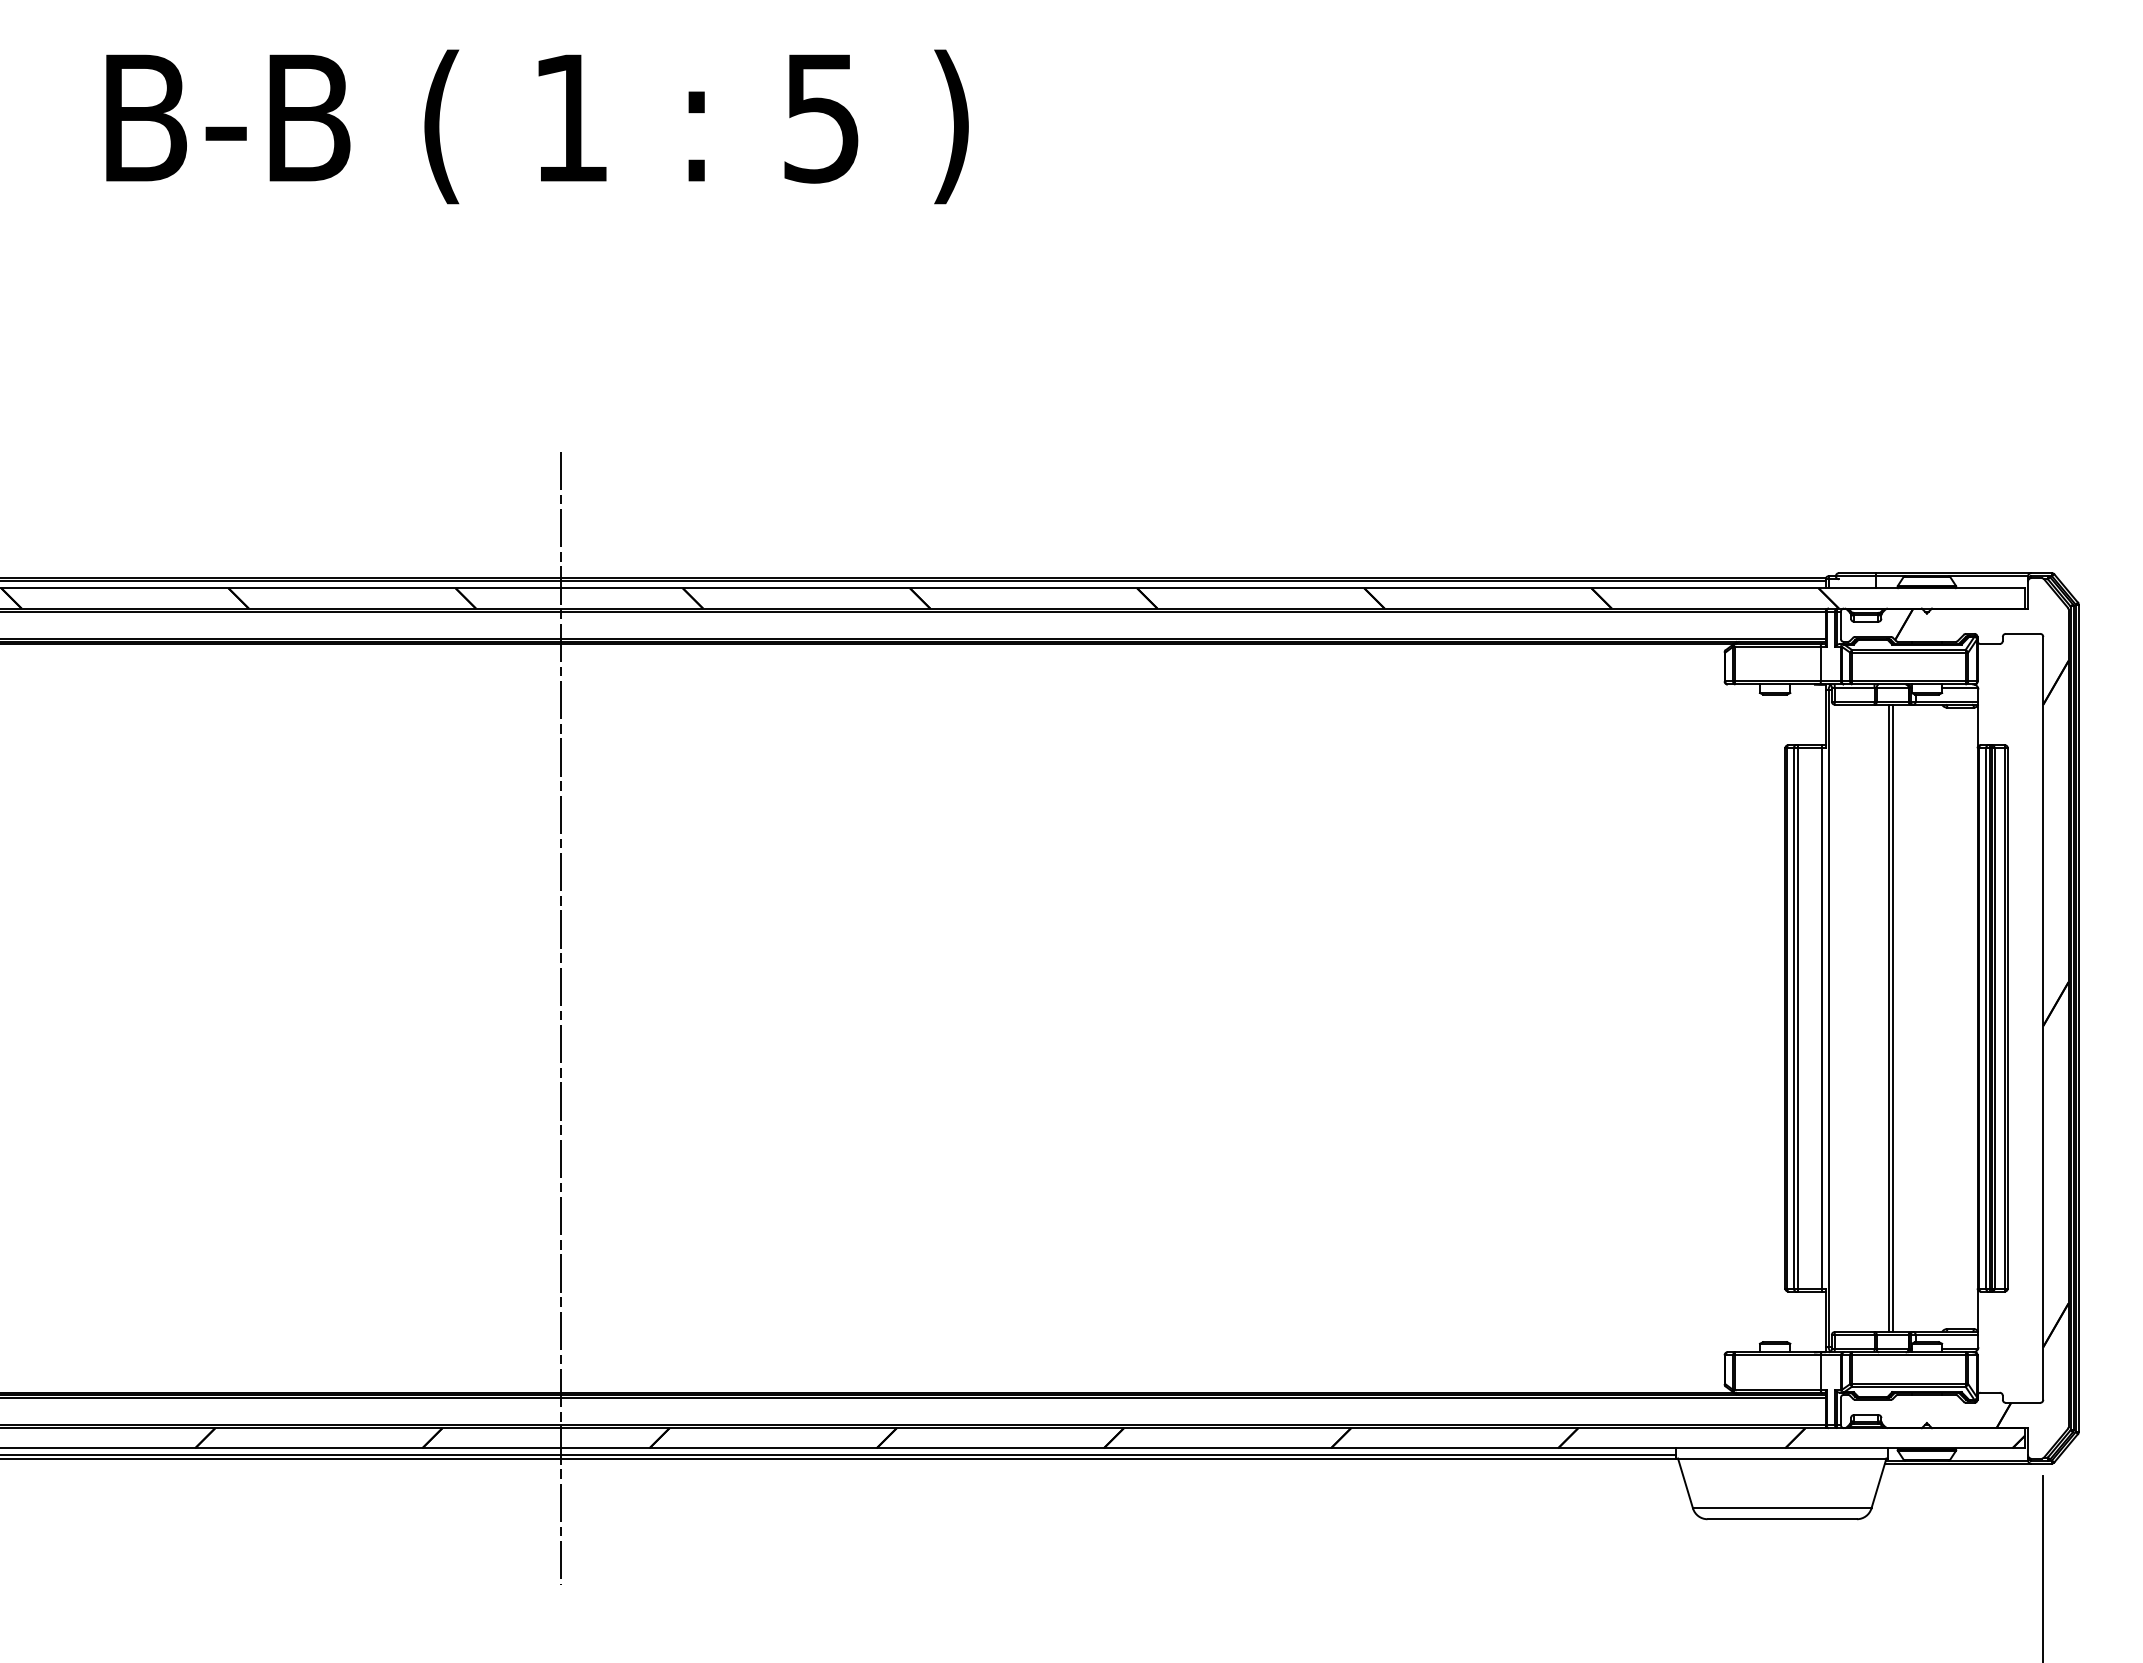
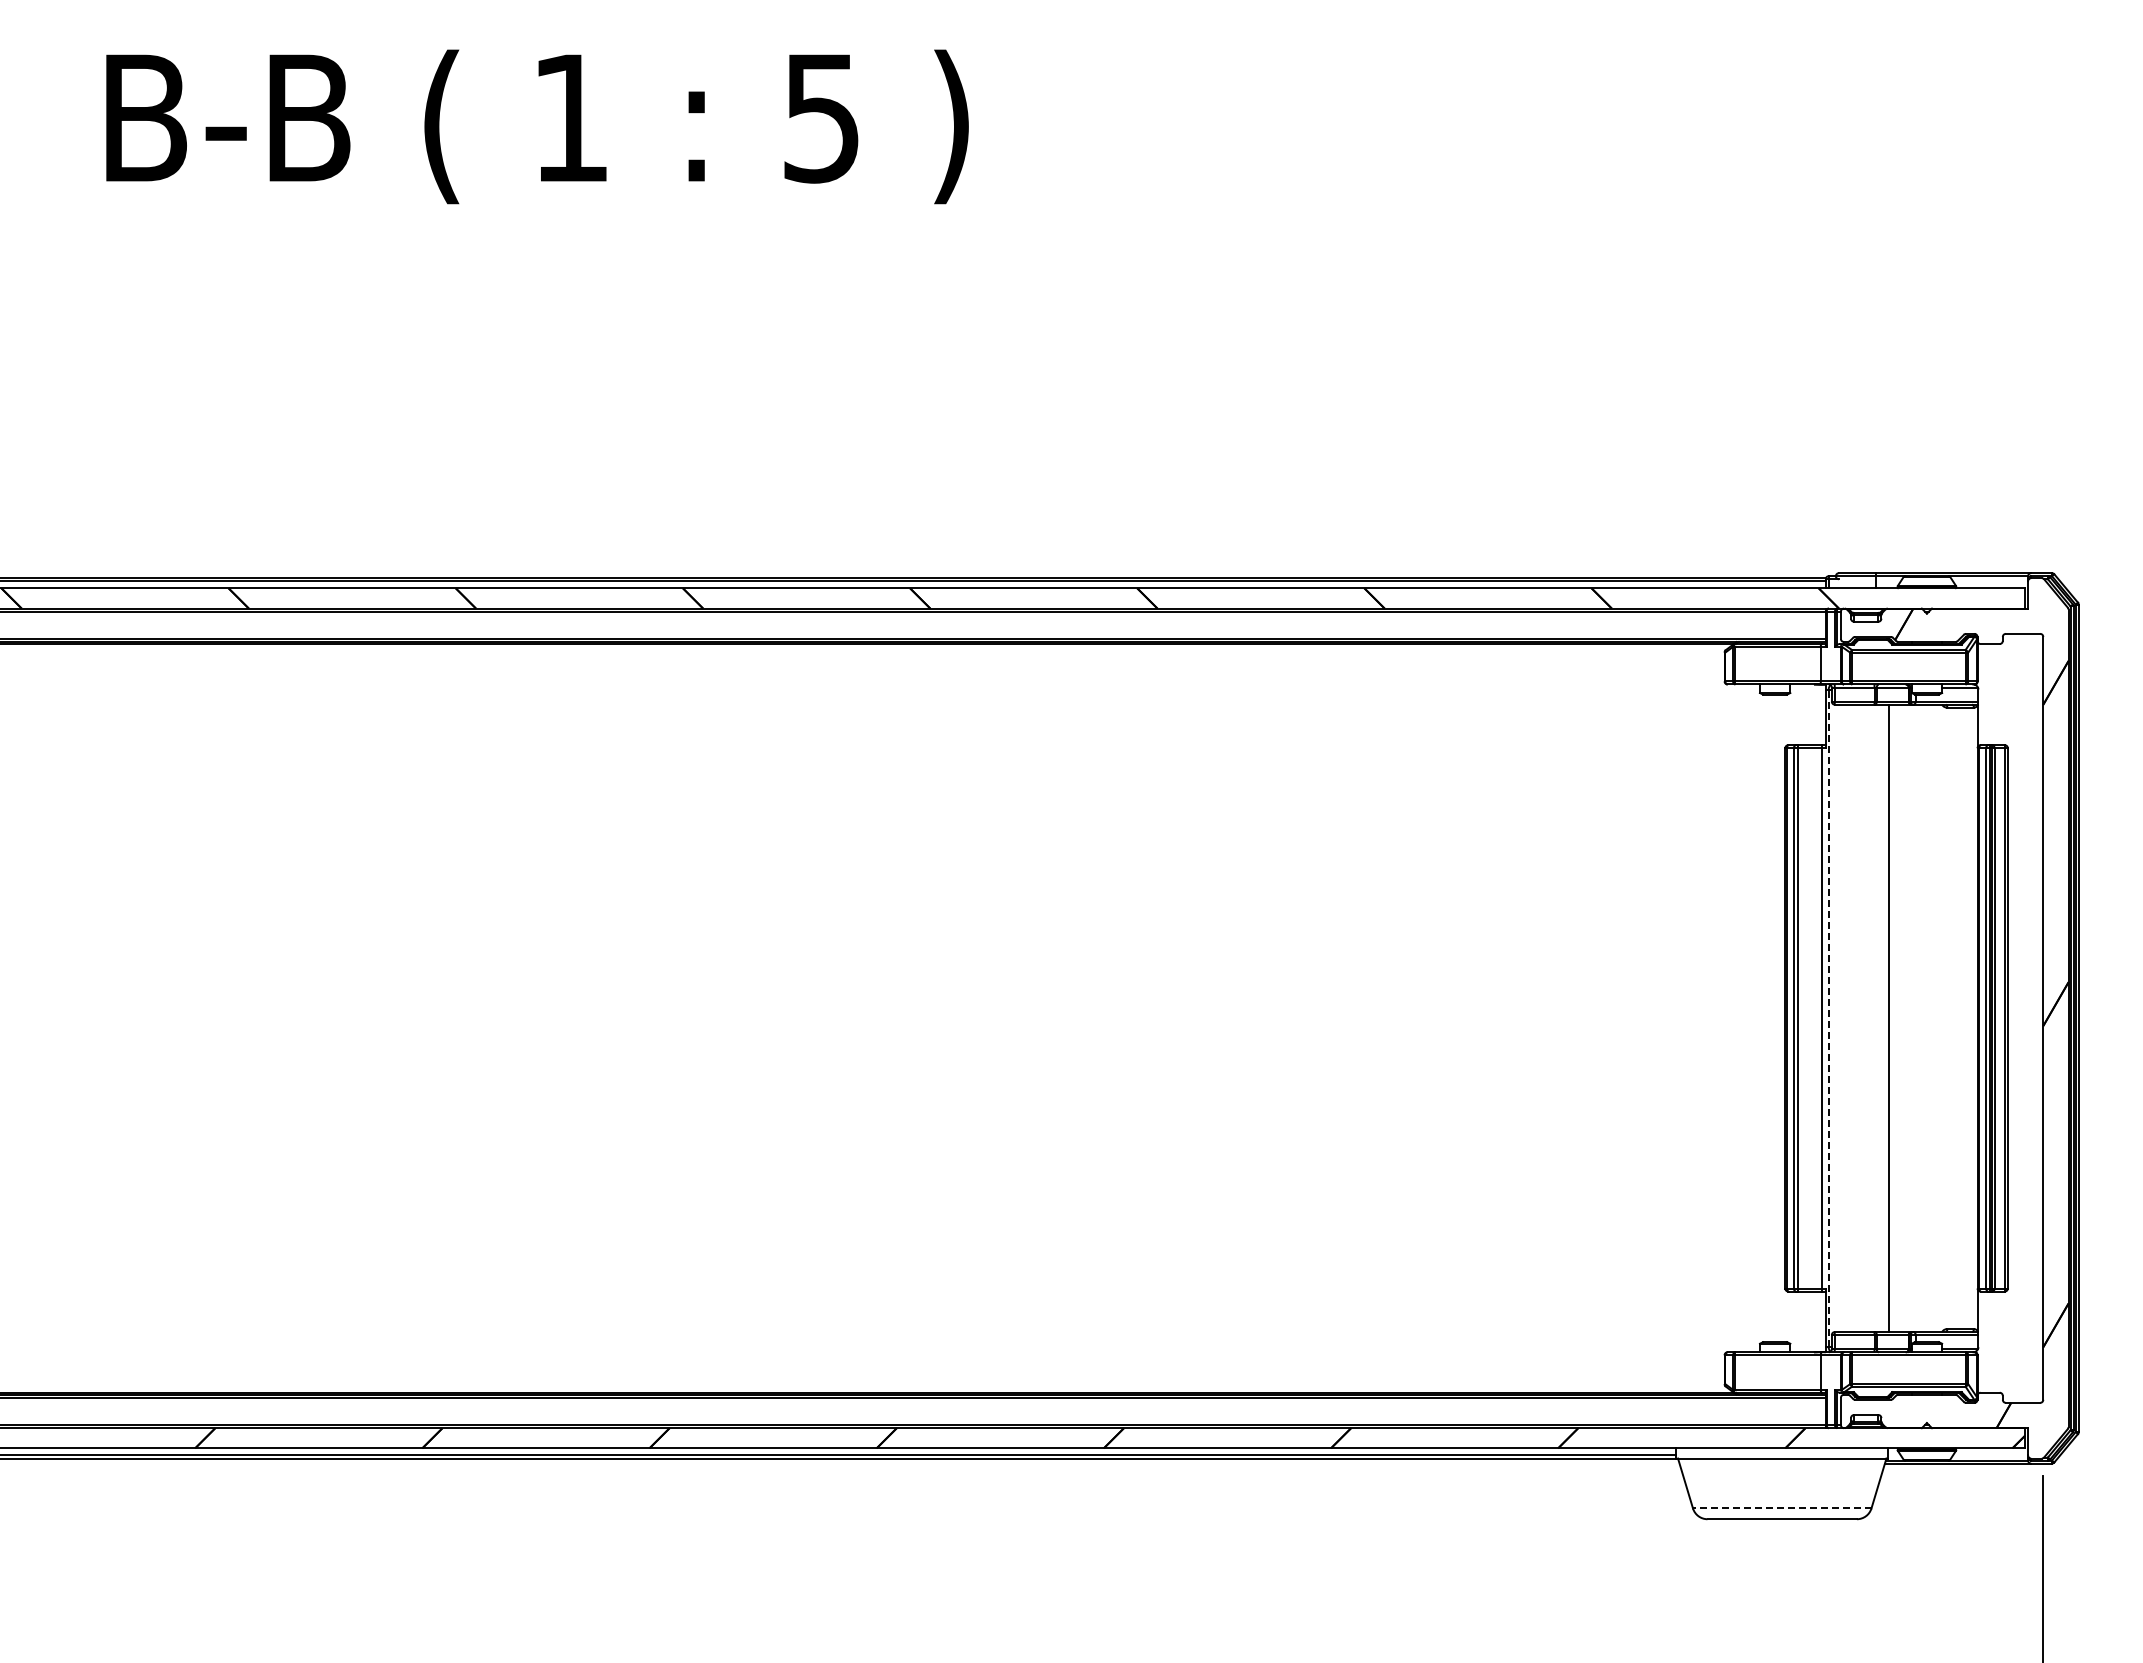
line: present -> none (560, 1017)
line: solid -> dashed (1828, 1018)
line: present -> none (1893, 1018)
line: solid -> dashed (1781, 1508)
